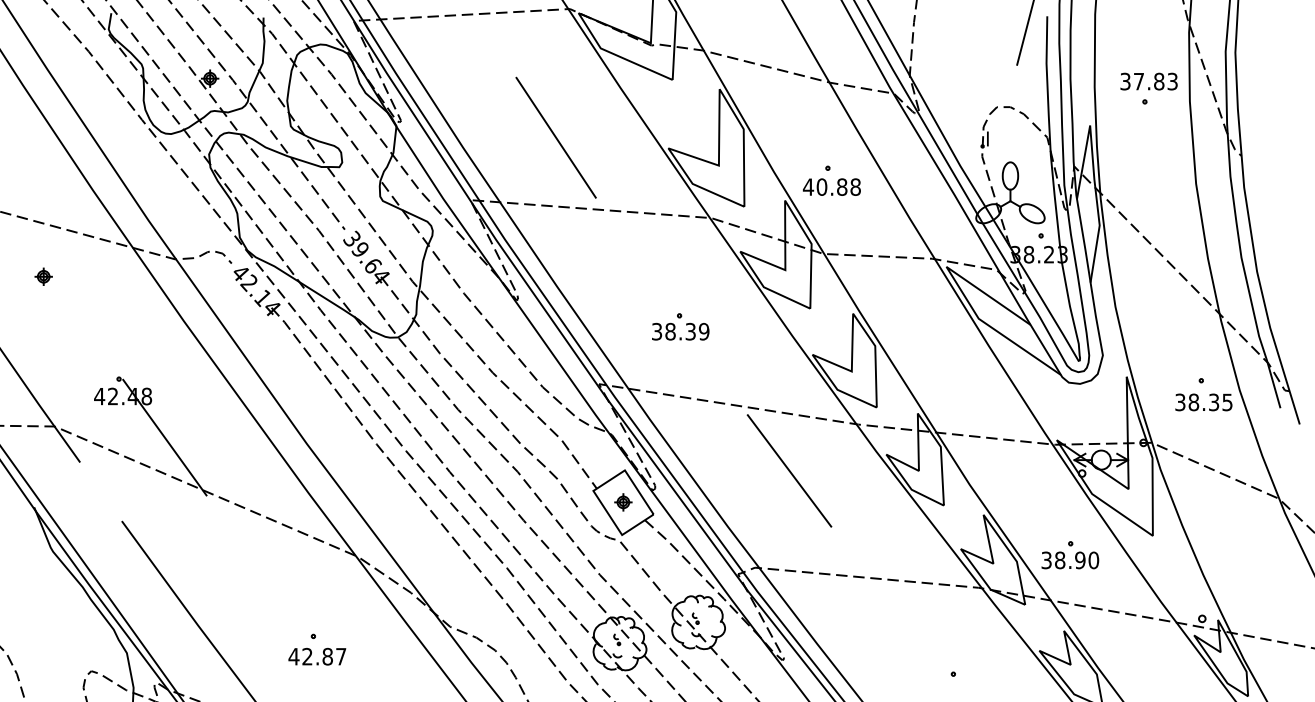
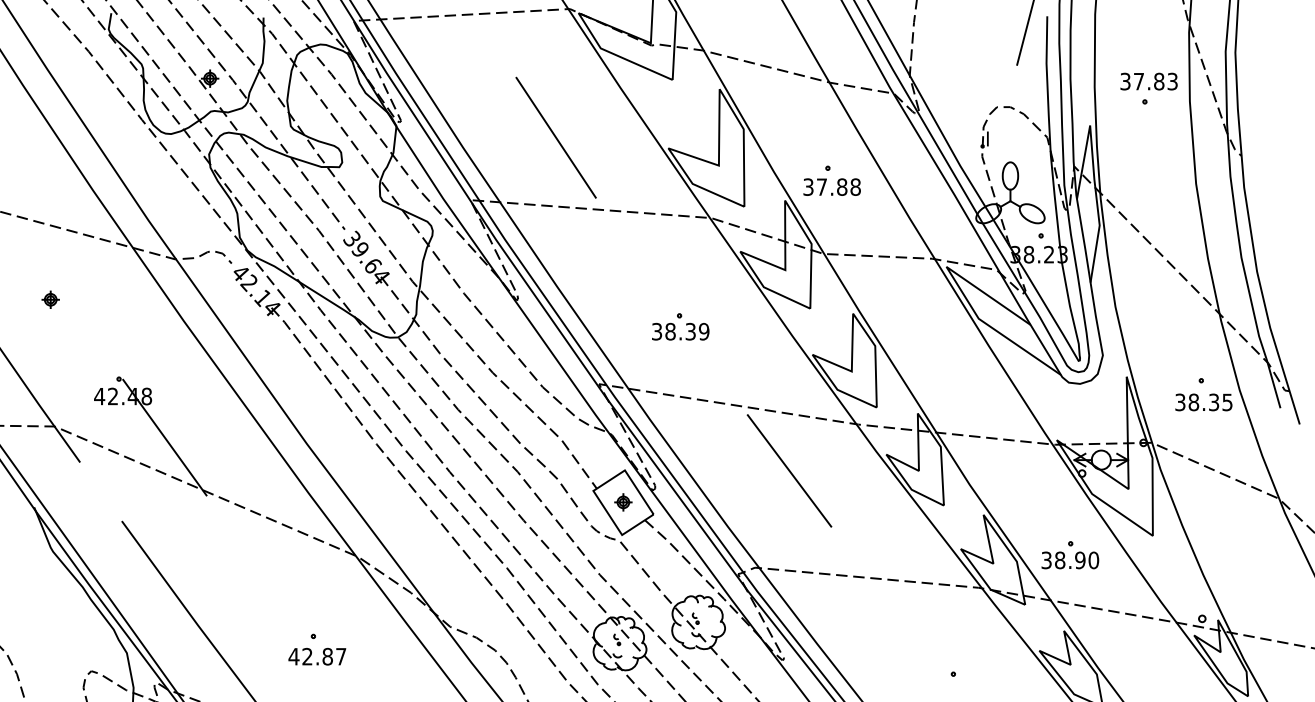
text: 40.88 -> 37.88 (814, 186)
part position: (43, 276) -> (50, 299) (50, 299)
